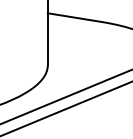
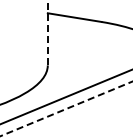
line: solid -> dashed (47, 32)
line: solid -> dashed (67, 108)
